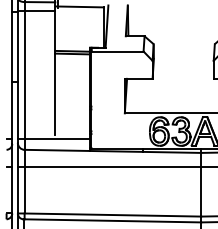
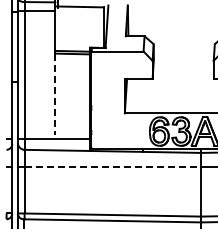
line: solid -> dashed (55, 94)
line: solid -> dashed (113, 166)
